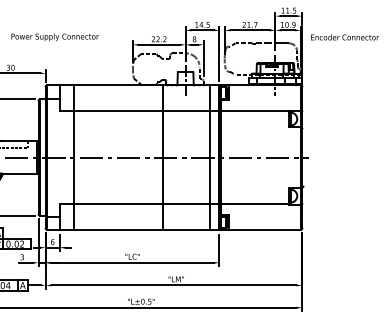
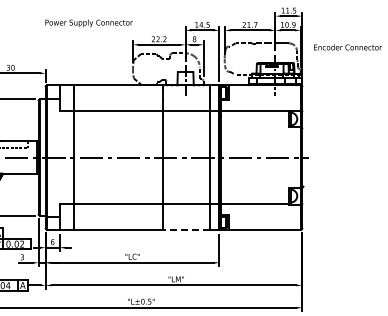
text position: (54, 37) -> (88, 23) (88, 23)
text position: (344, 37) -> (347, 47) (347, 47)
line: solid -> dashed (186, 229)
